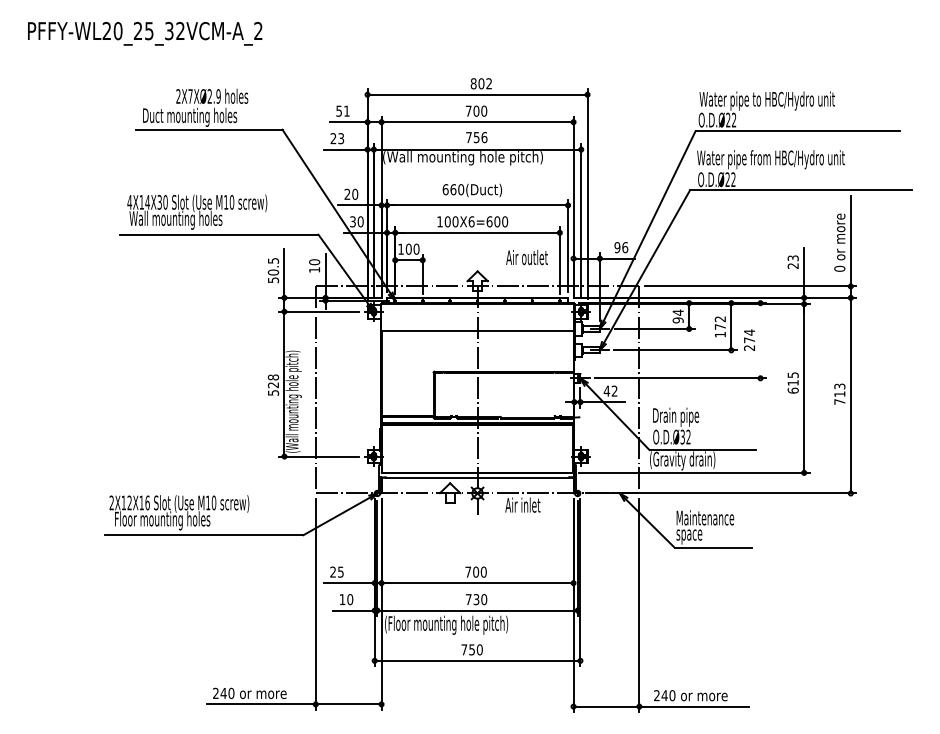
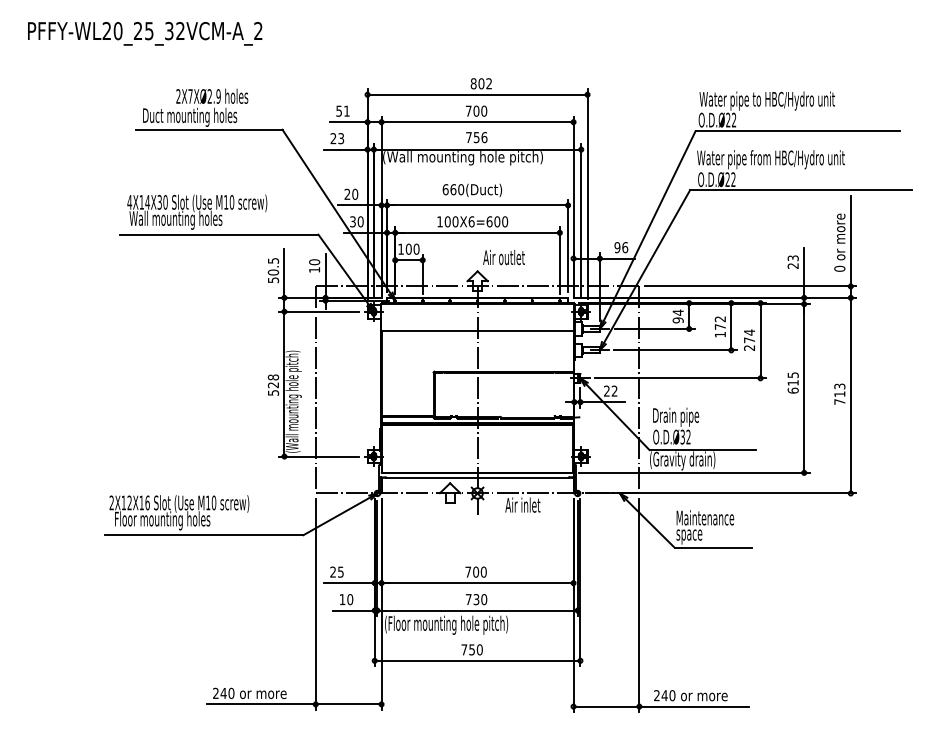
text position: (526, 257) -> (503, 257) (503, 257)
line: none -> present (760, 340)
text: 42 -> 22 (606, 390)
